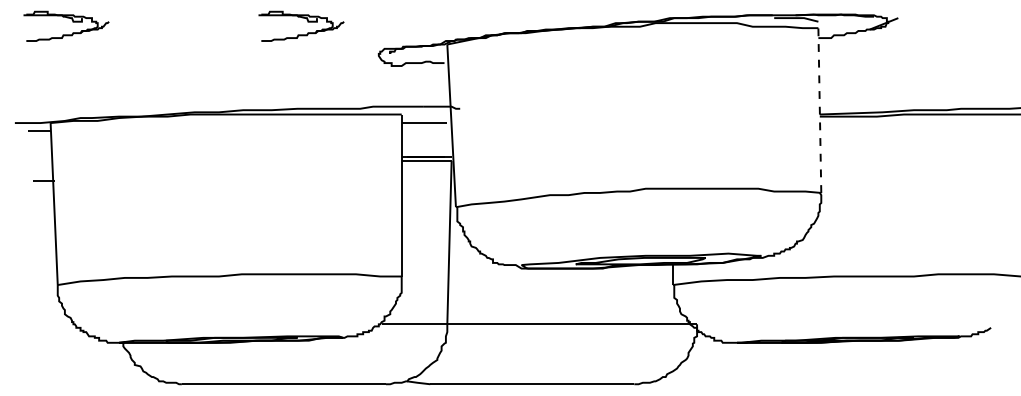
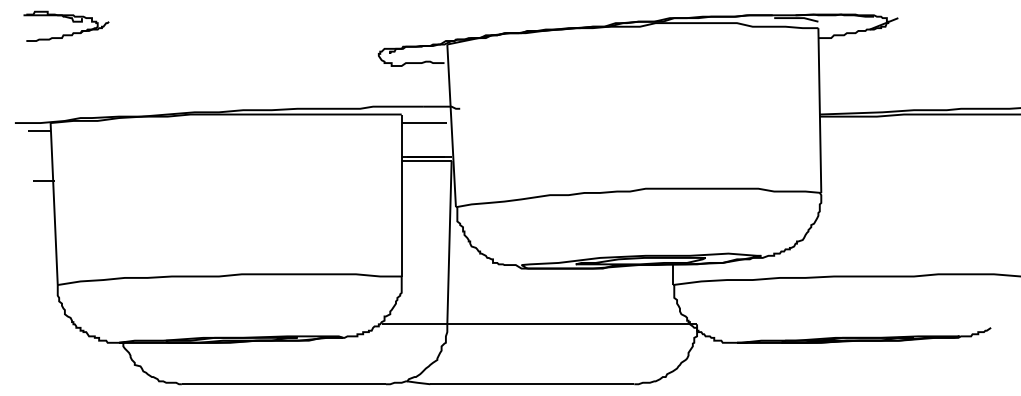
part: present -> none (307, 22)
line: dashed -> solid (819, 110)
